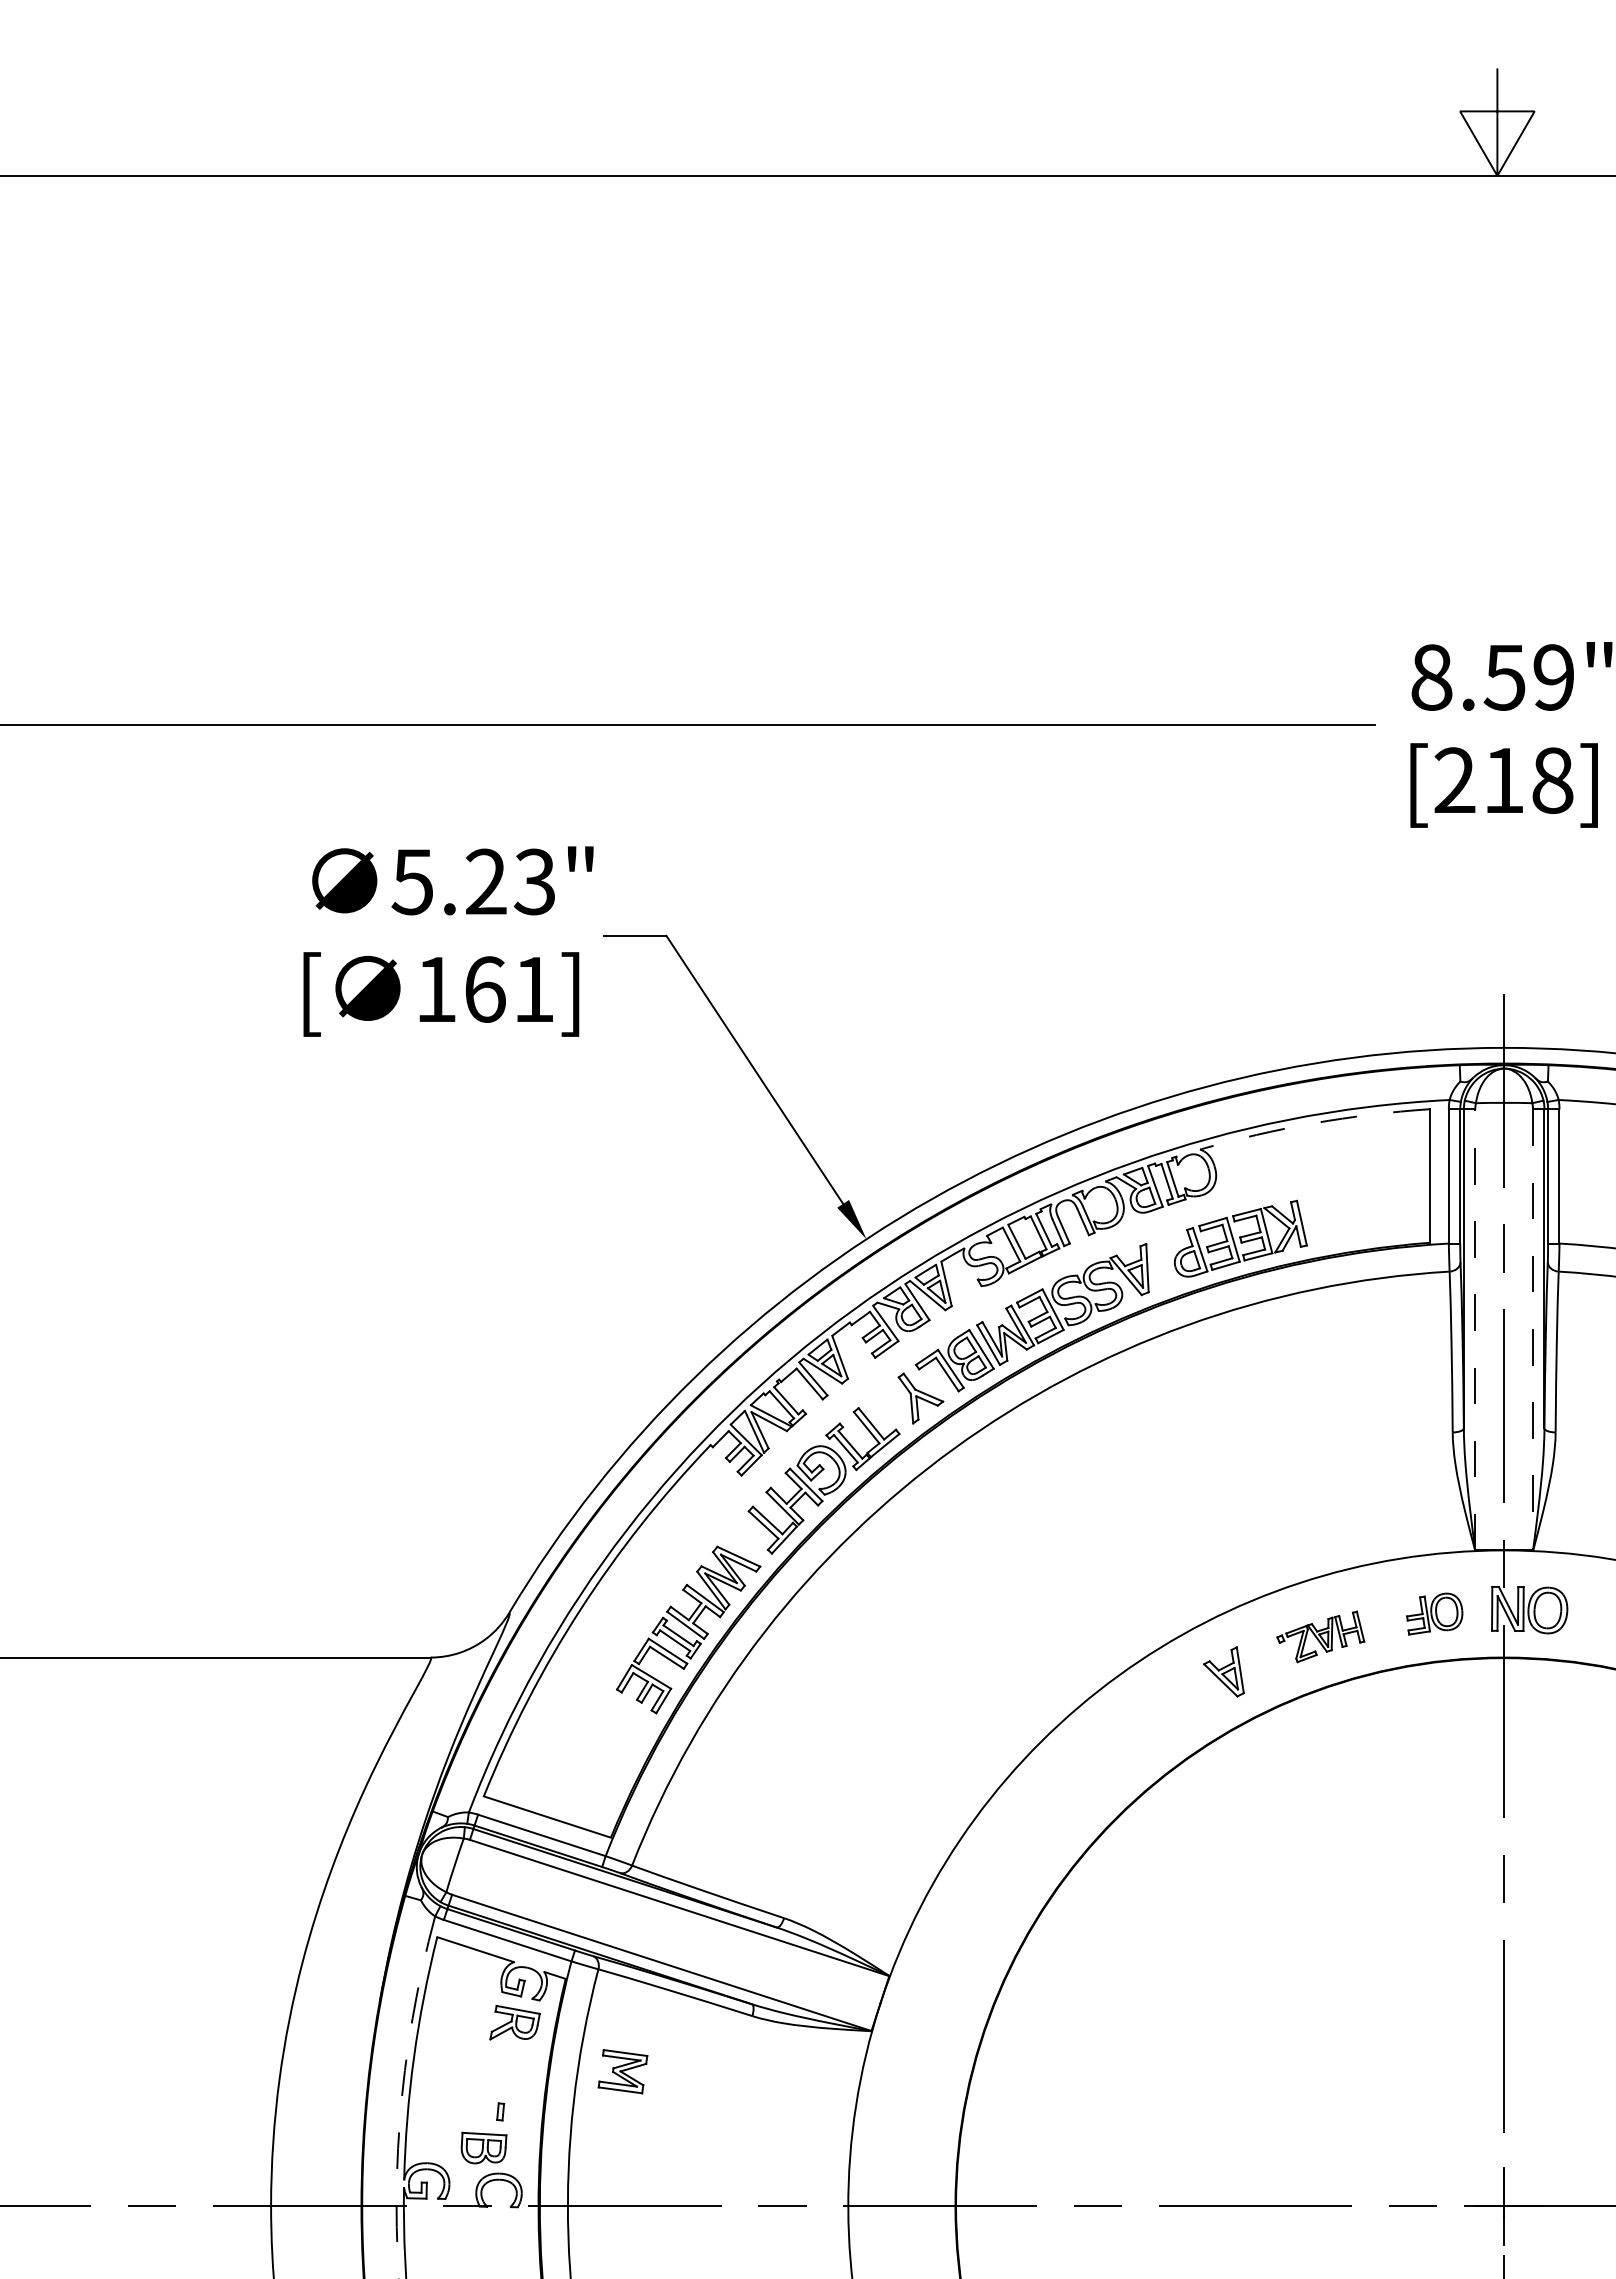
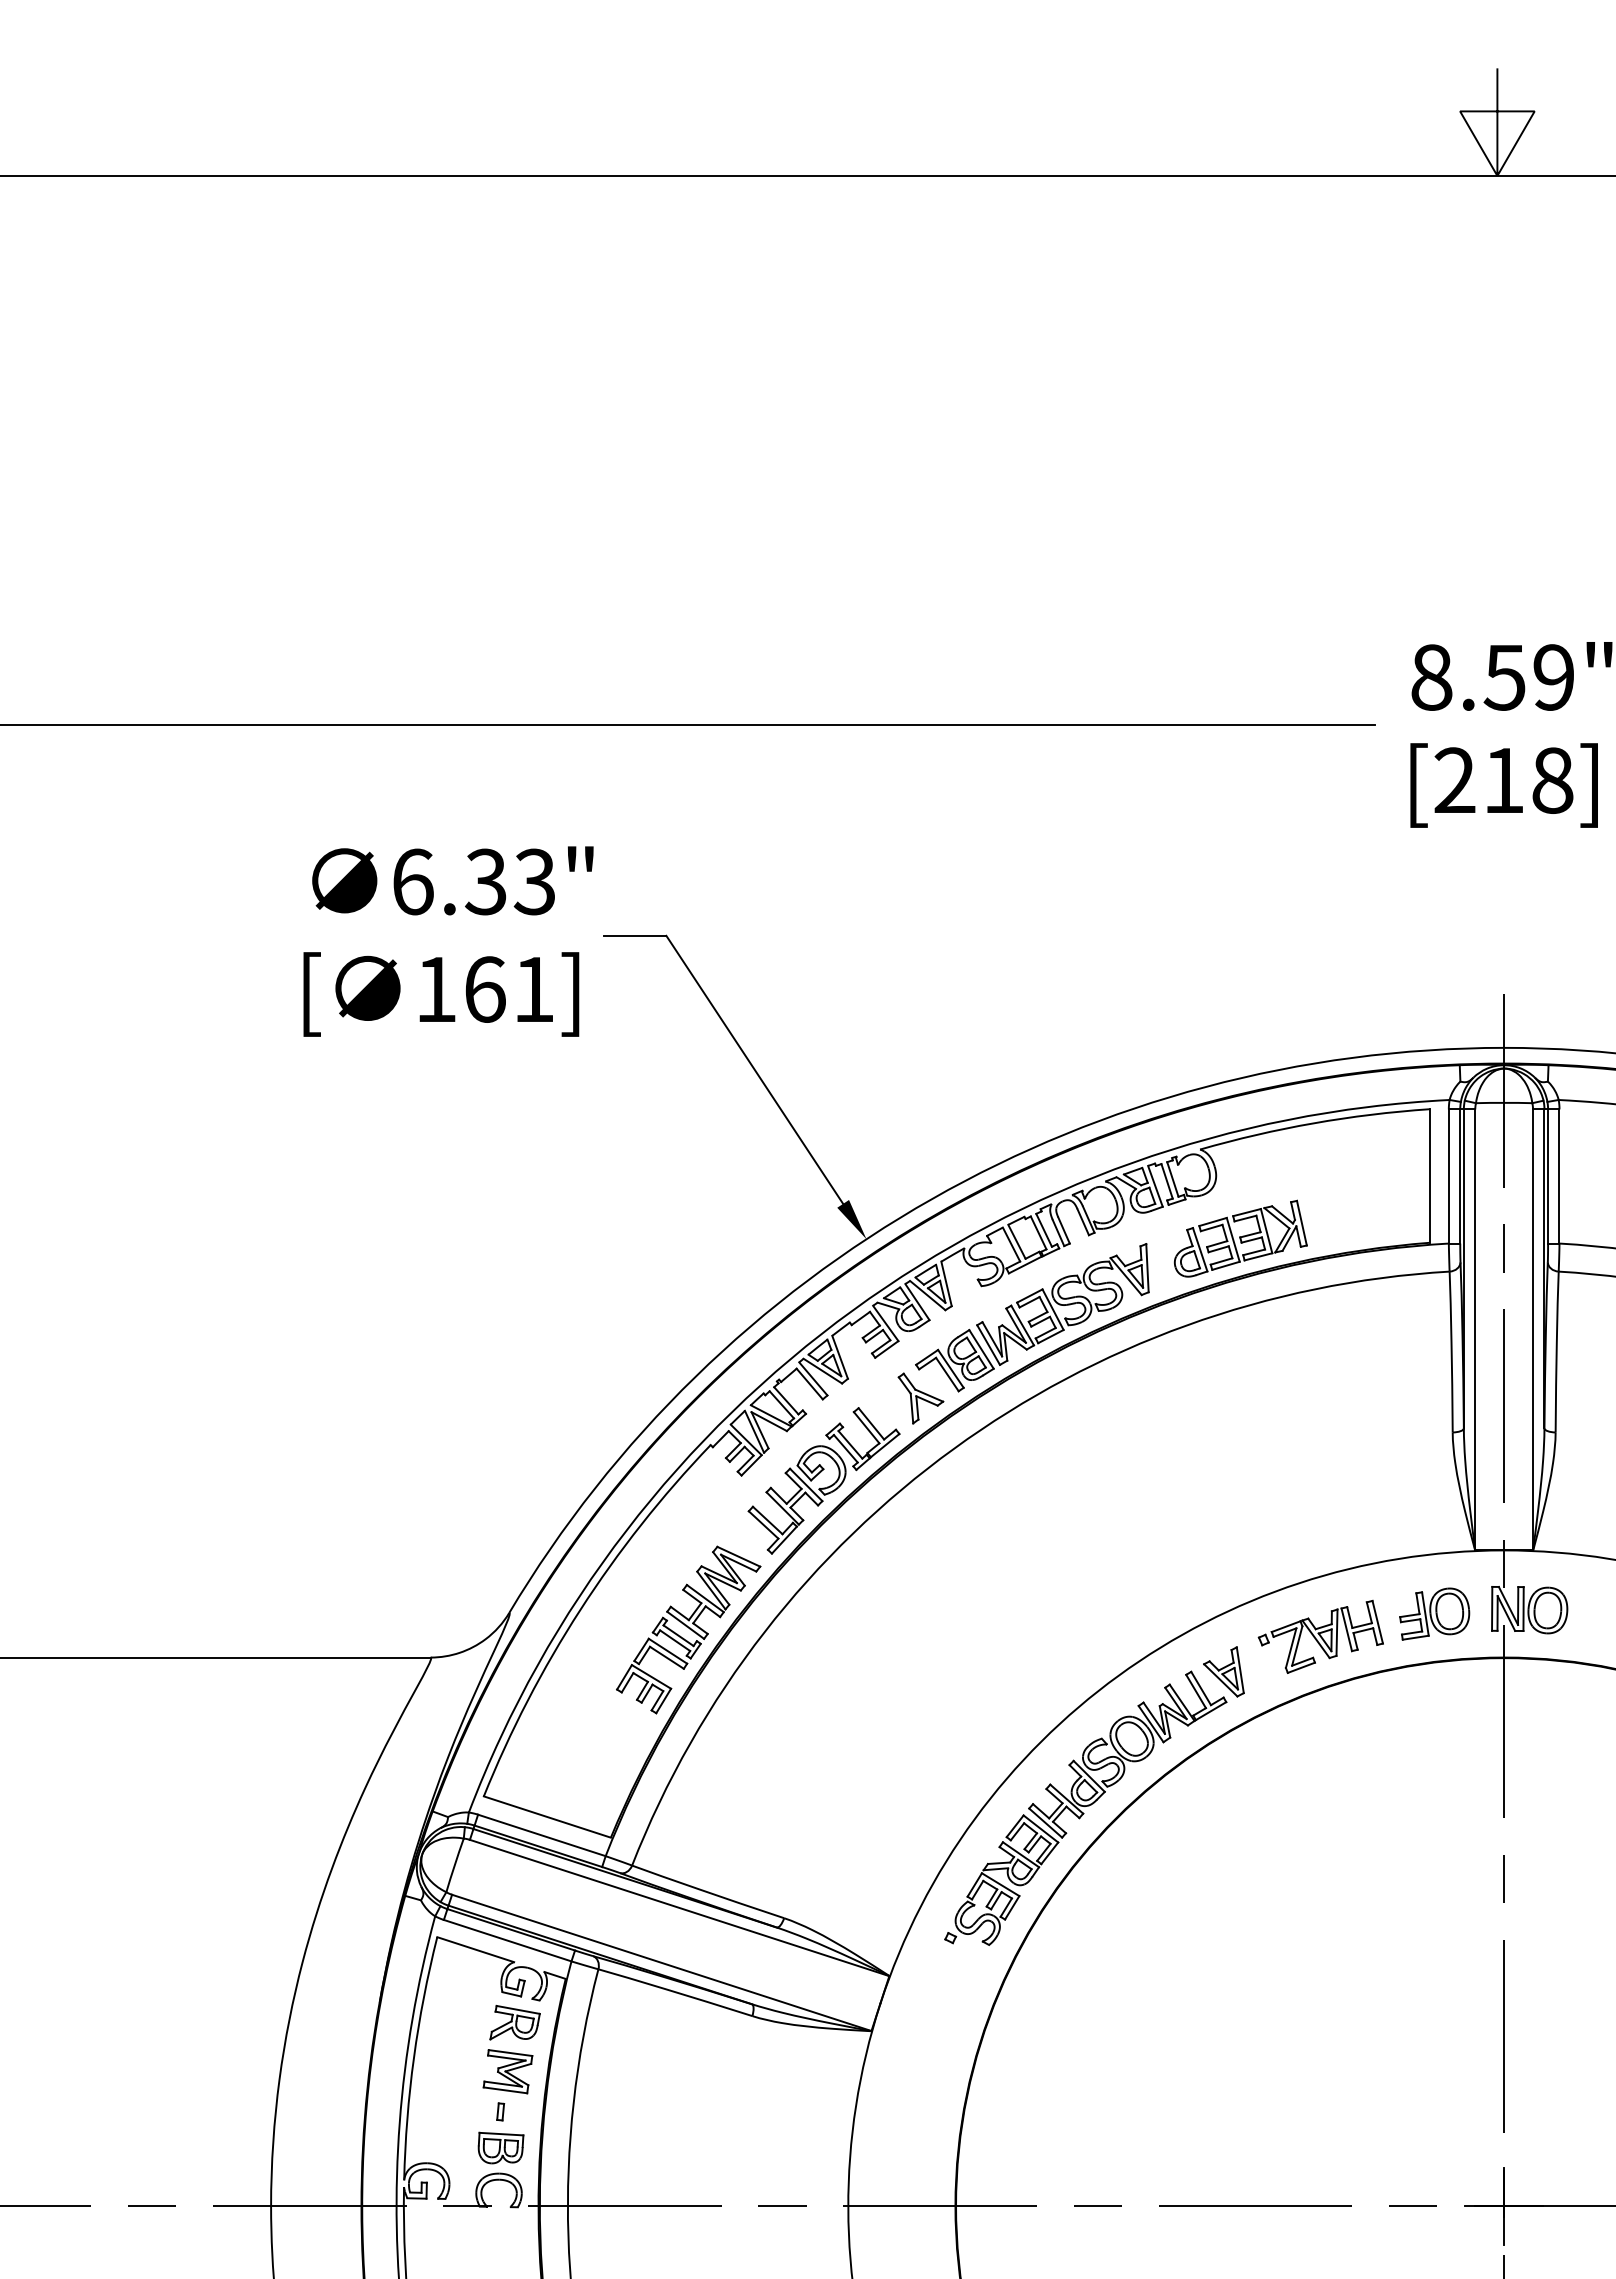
text: 5.23" -> 6.33" (448, 881)
arc: dashed -> solid (1313, 1123)
line: dashed -> solid (1475, 1329)
line: dashed -> solid (1533, 1330)
part size: 58x44 px -> 72x54 px (1434, 1613)
part size: 90x54 px -> 127x74 px (1320, 1636)
part: none -> present (1085, 1807)
part position: (622, 2071) -> (507, 2071) (507, 2071)
arc: dashed -> solid (402, 2096)
part position: (483, 2147) -> (500, 2147) (500, 2147)
